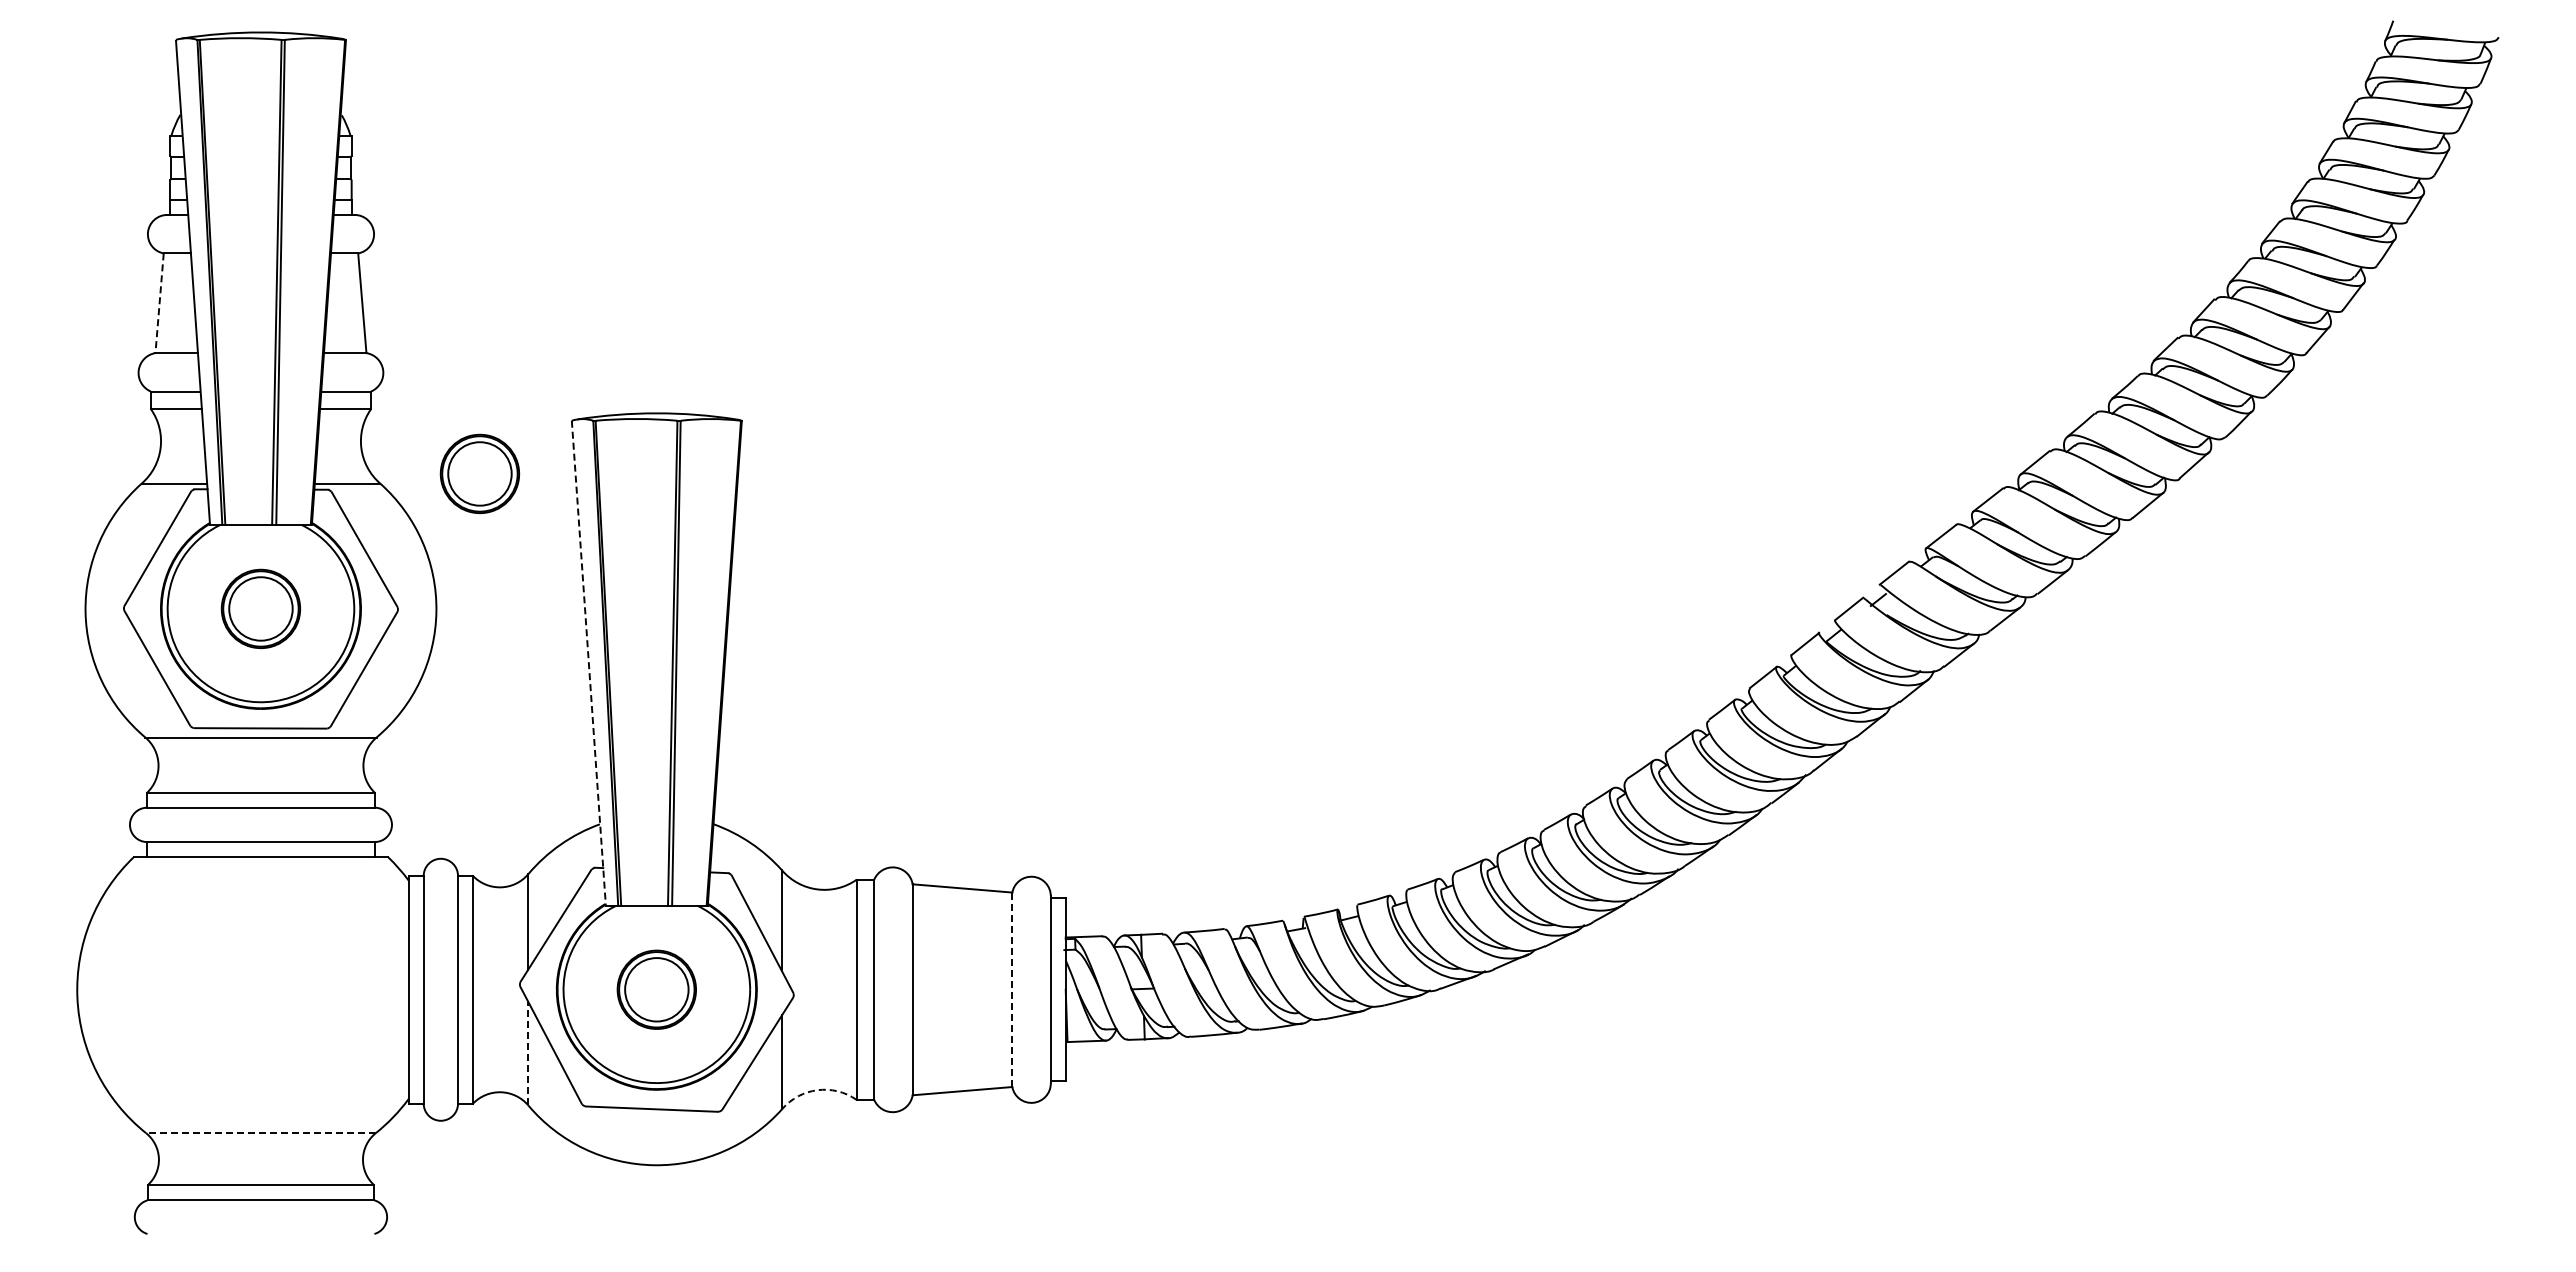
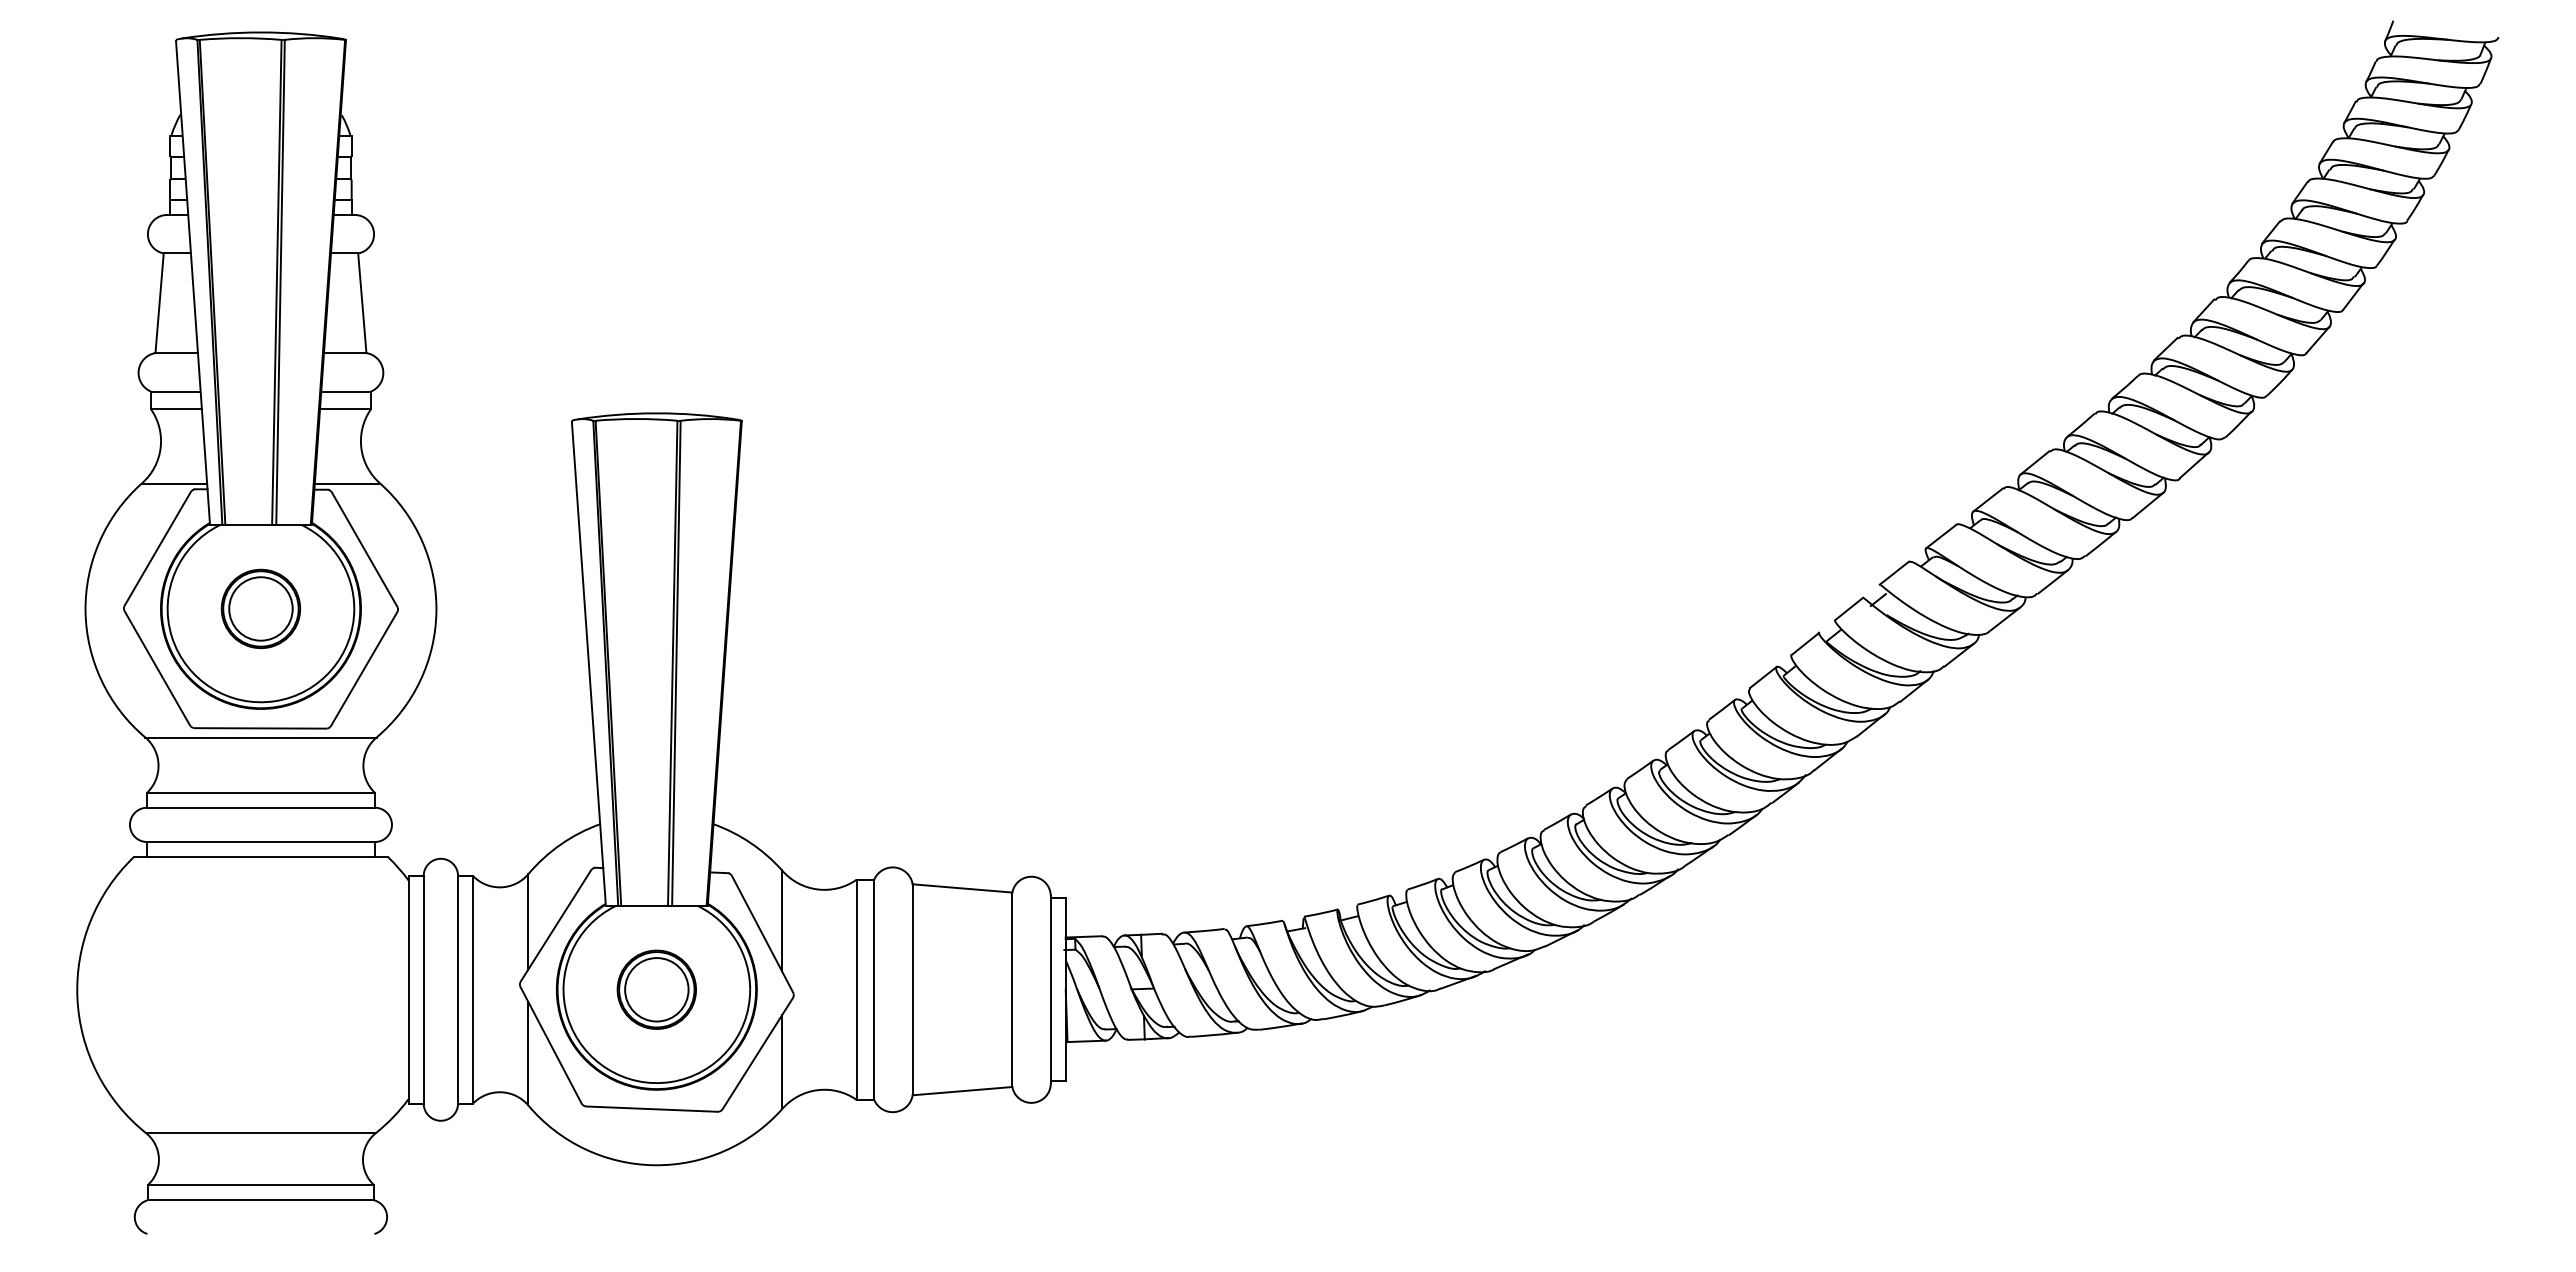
line: dashed -> solid (159, 303)
part: present -> none (479, 473)
line: dashed -> solid (588, 662)
line: dashed -> solid (1012, 989)
line: dashed -> solid (528, 1053)
arc: dashed -> solid (817, 1090)
line: dashed -> solid (260, 1133)
